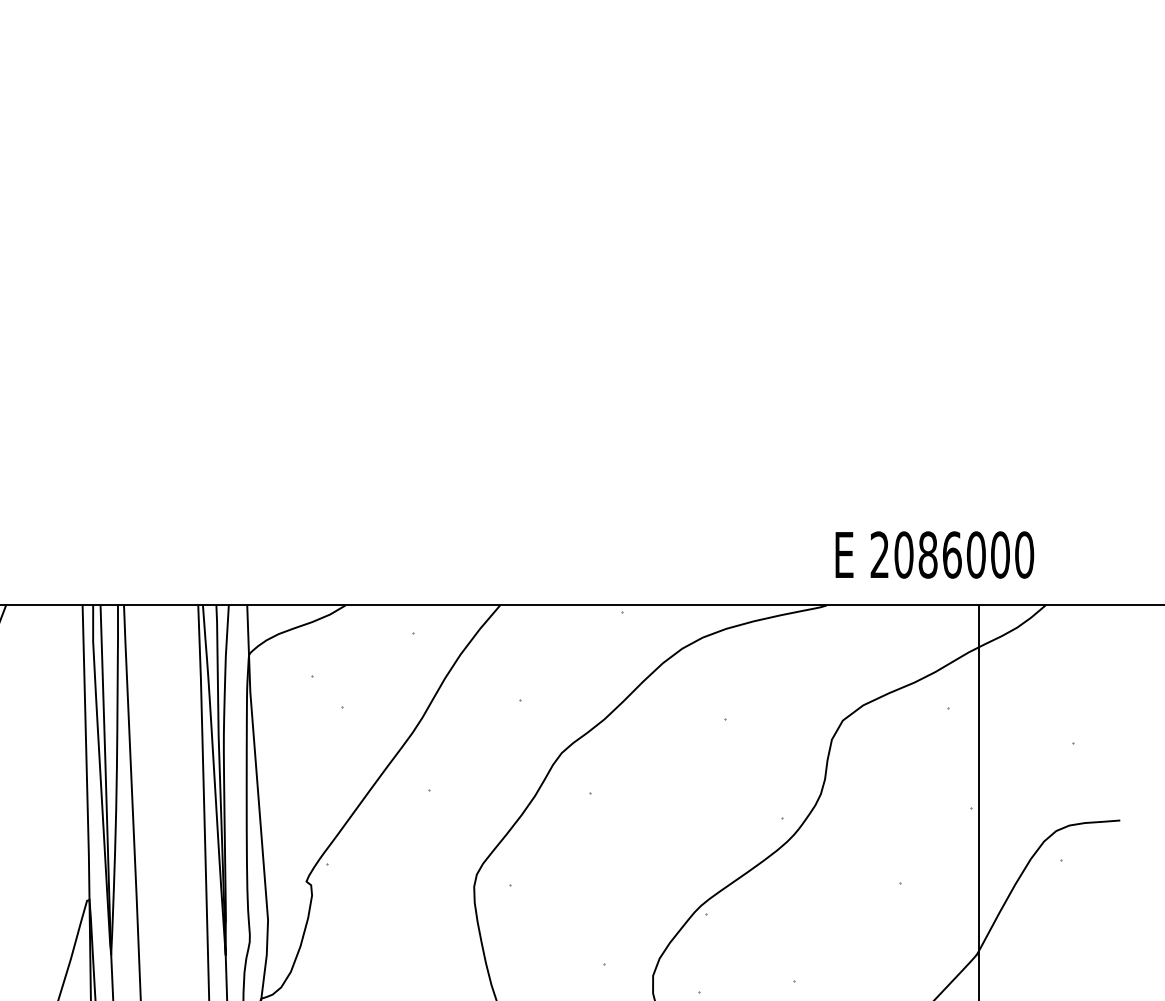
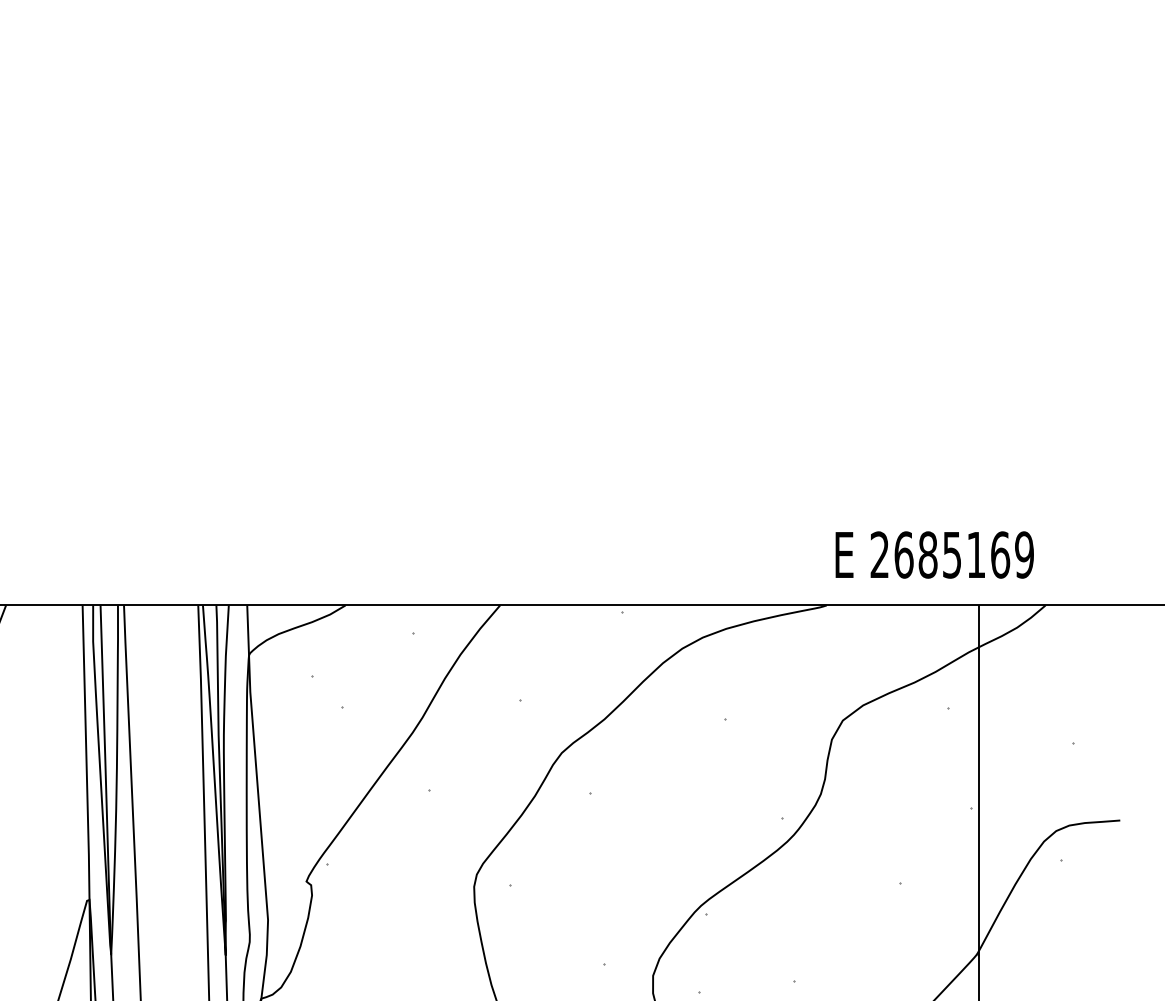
text: 2086000 -> 2685169 (964, 554)
